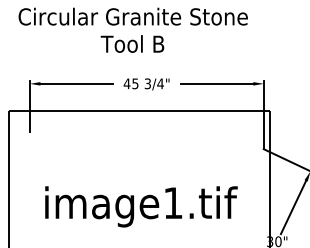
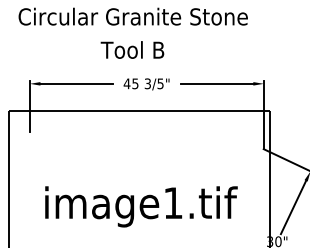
text position: (132, 43) -> (132, 49) (132, 49)
text: 3/4" -> 3/5" (160, 83)
